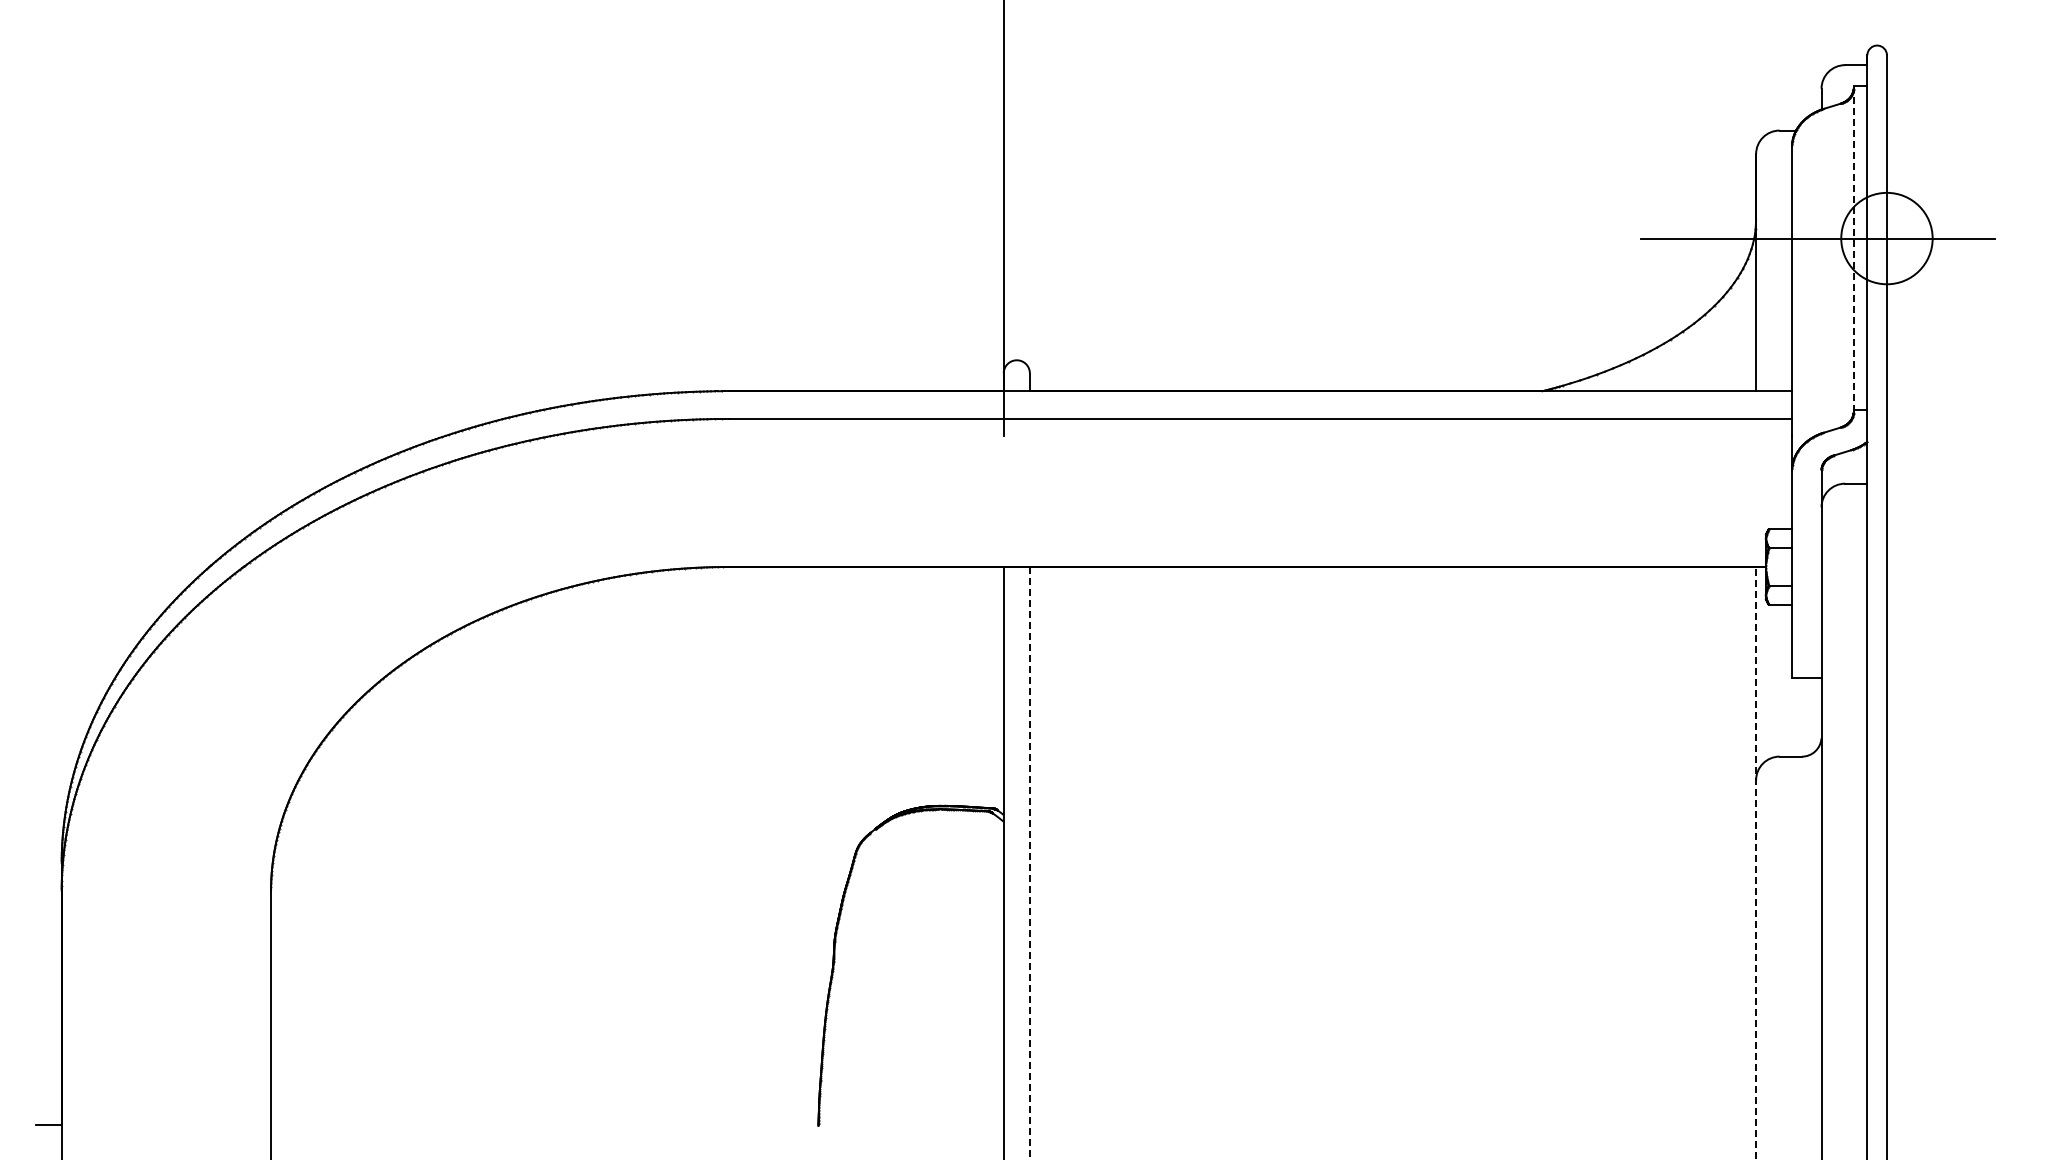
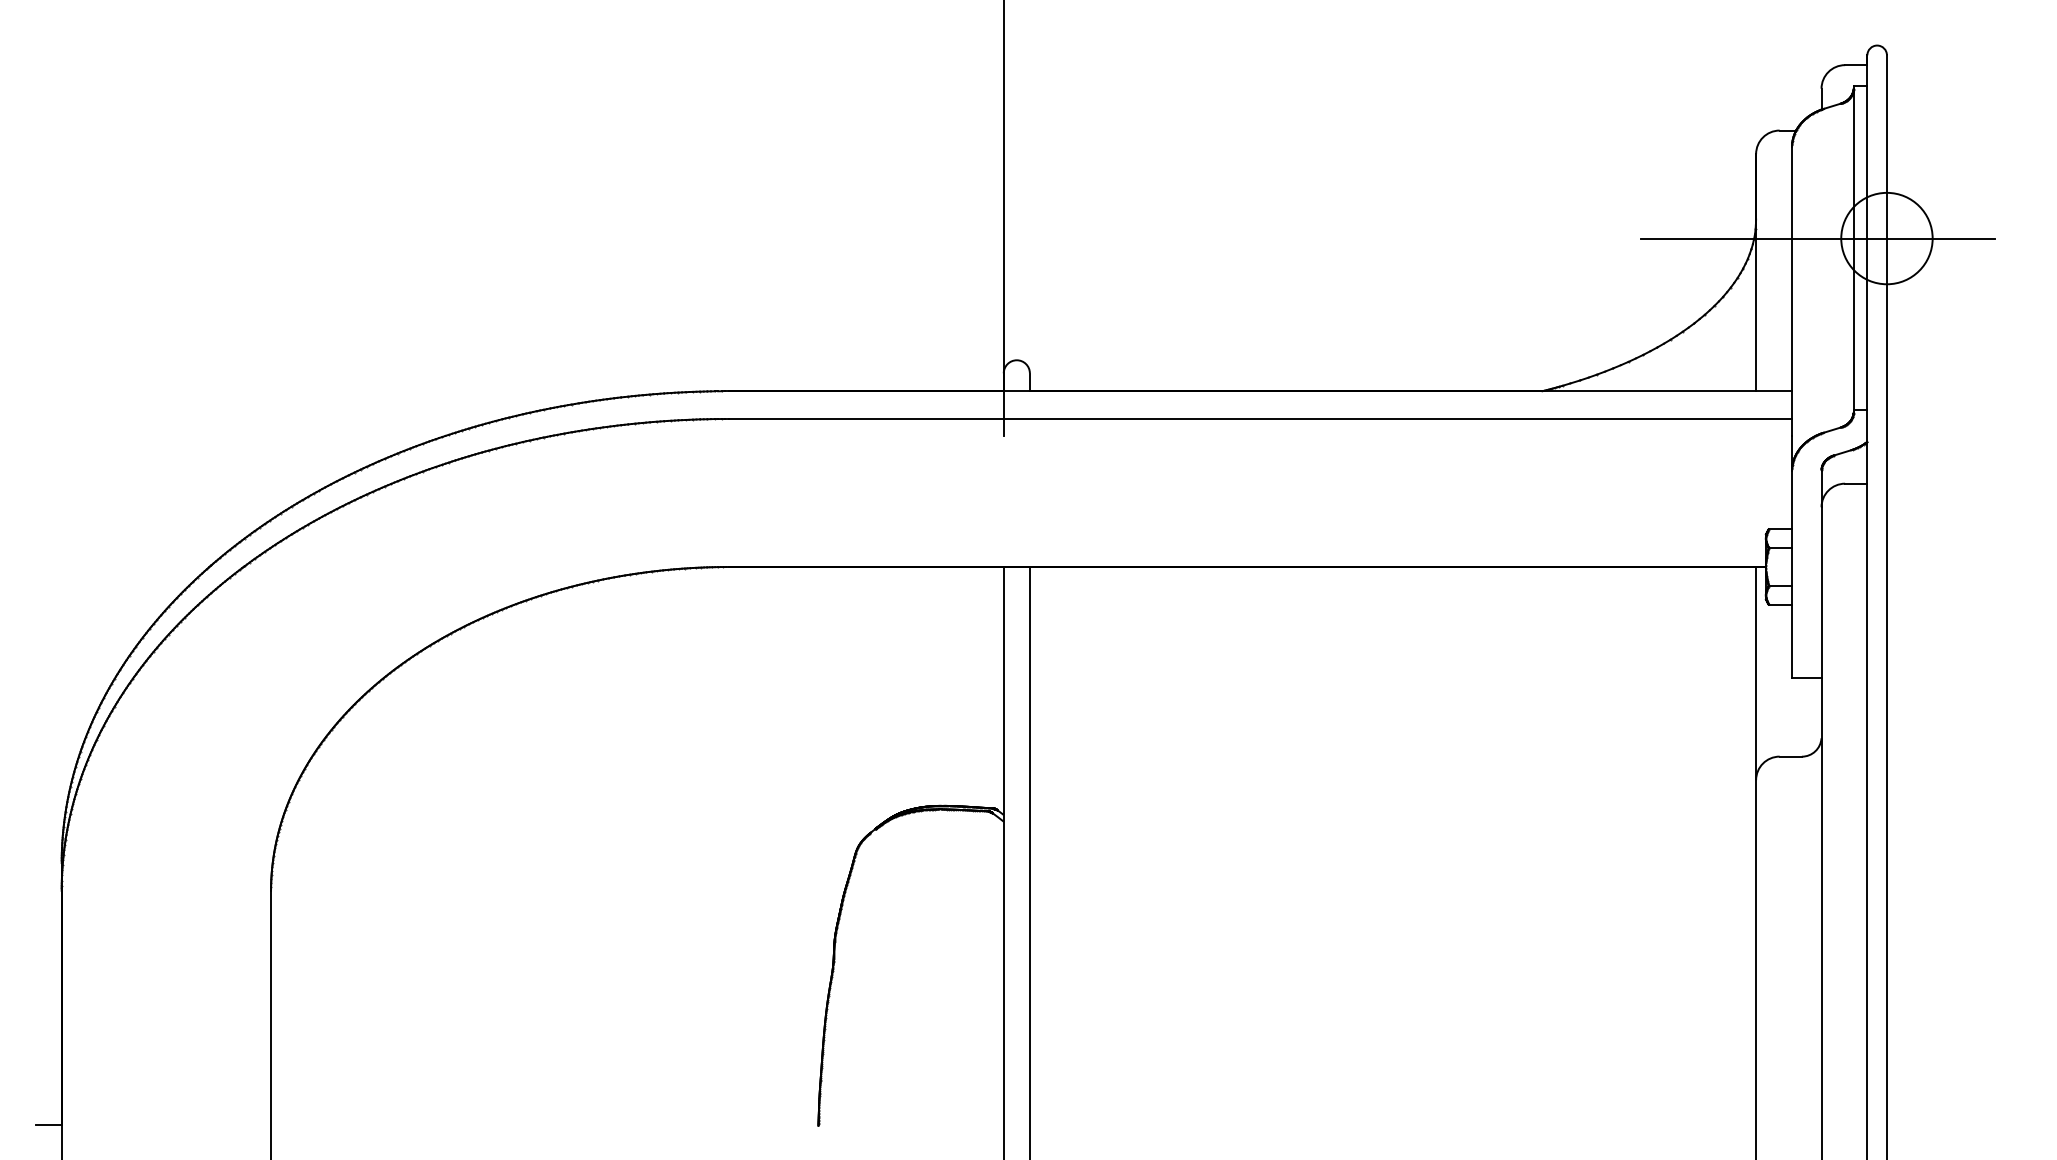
line: dashed -> solid (1853, 248)
line: dashed -> solid (1756, 862)
line: dashed -> solid (1029, 863)
